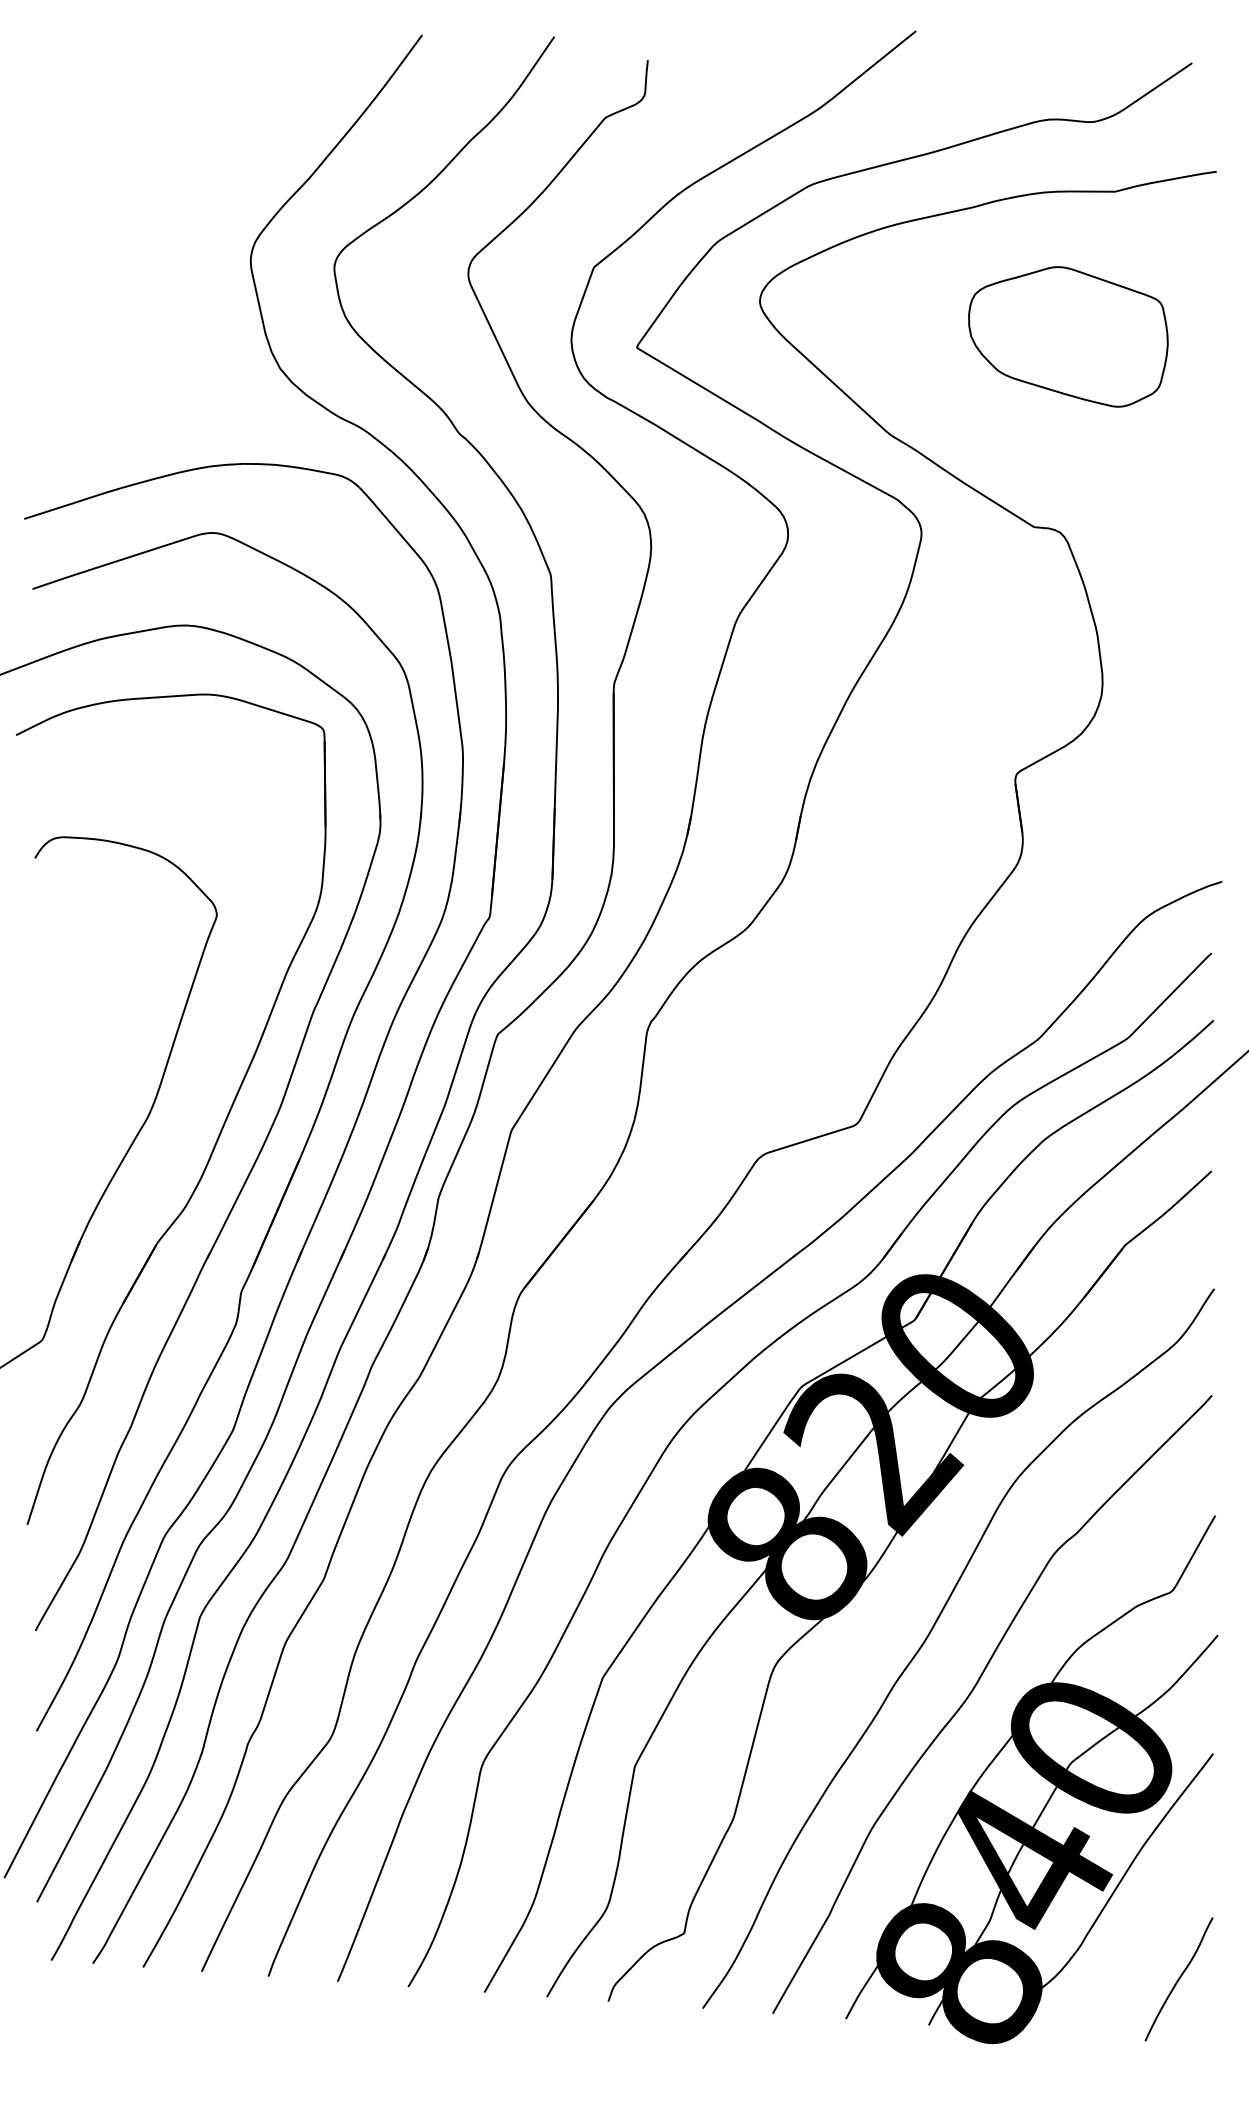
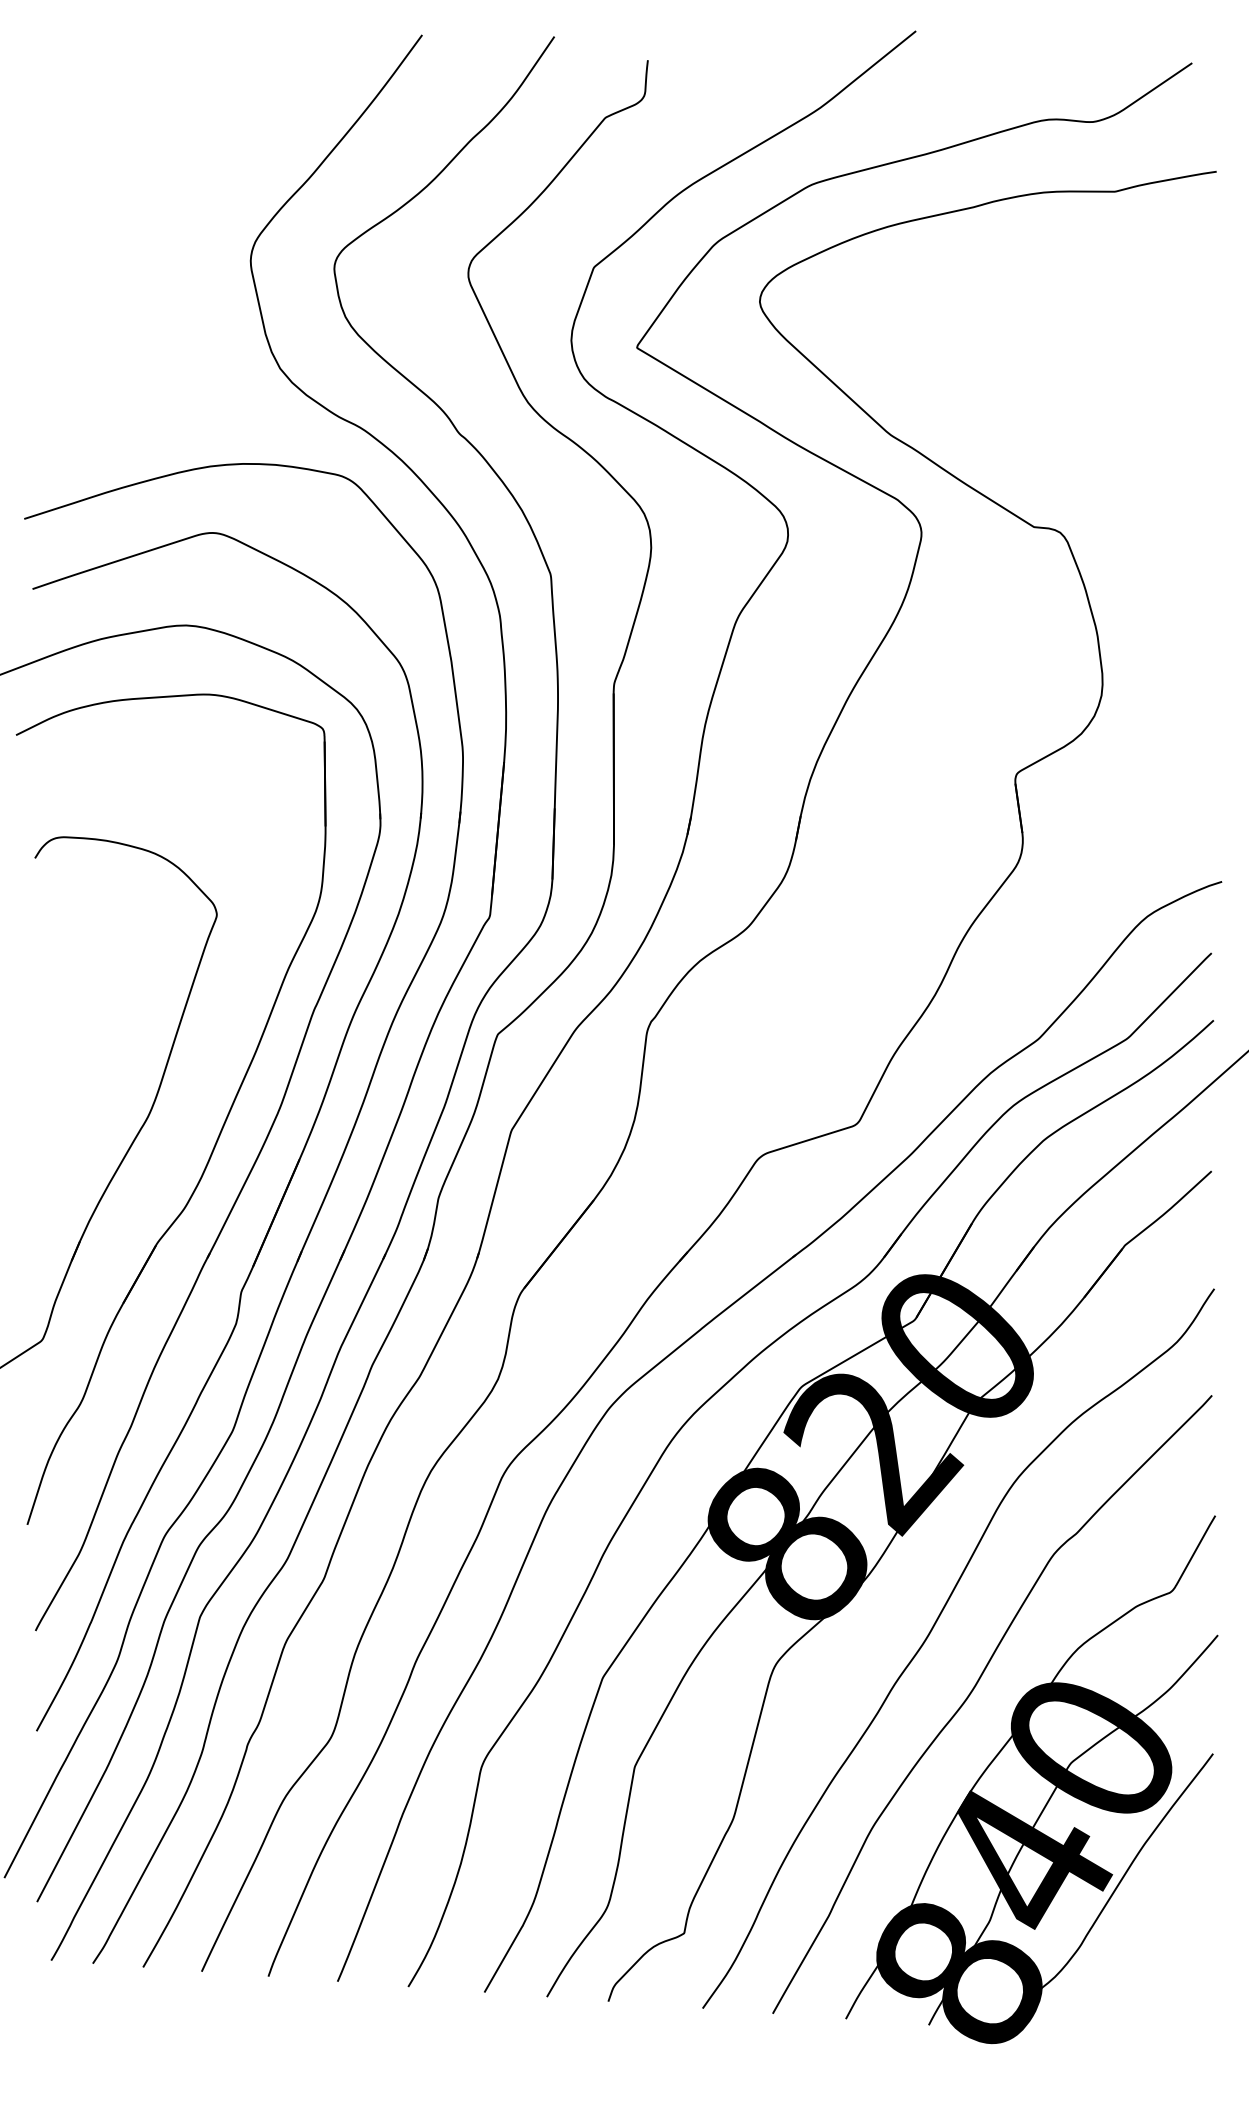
part: present -> none (1068, 336)
curve: present -> none (1178, 1979)
